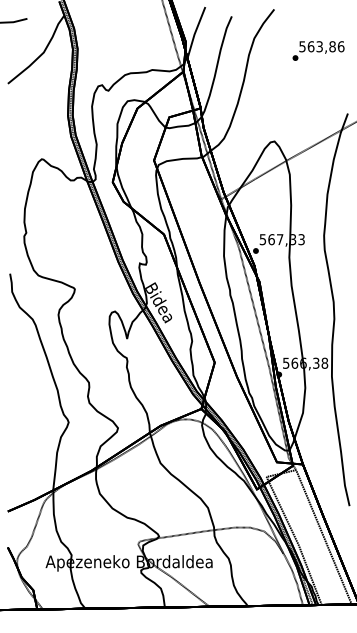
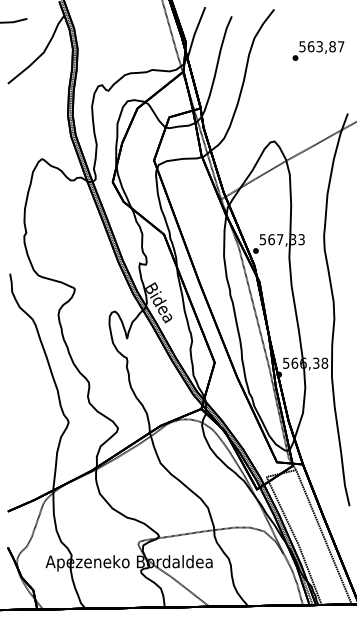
text: 563,86 -> 563,87 (340, 46)
